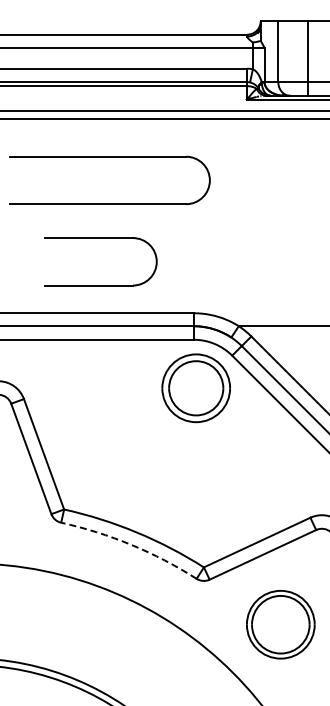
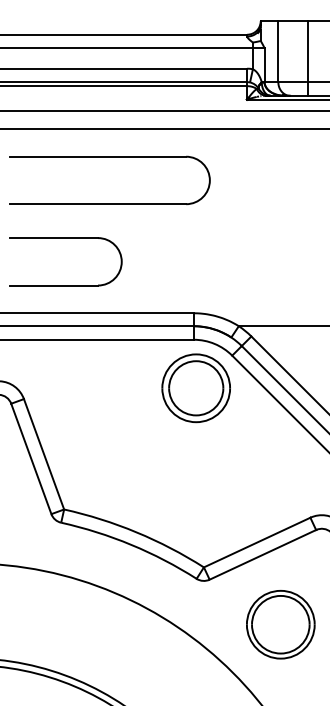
line position: (164, 119) -> (164, 129) (164, 129)
part position: (100, 238) -> (65, 238) (65, 238)
arc: dashed -> solid (131, 544)
